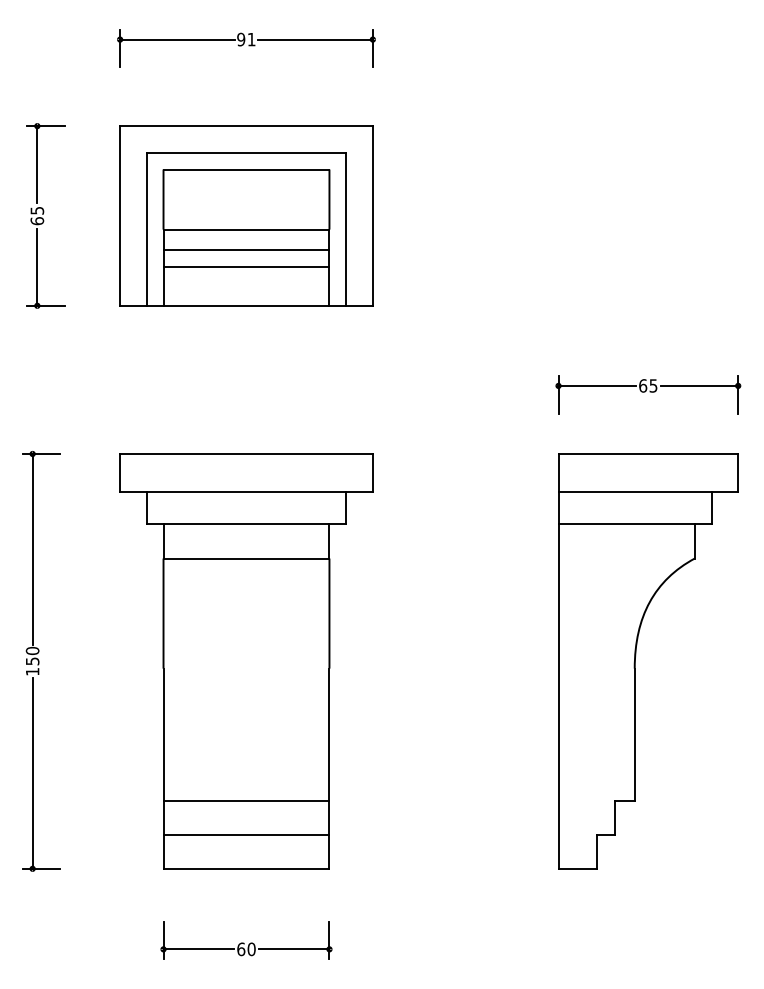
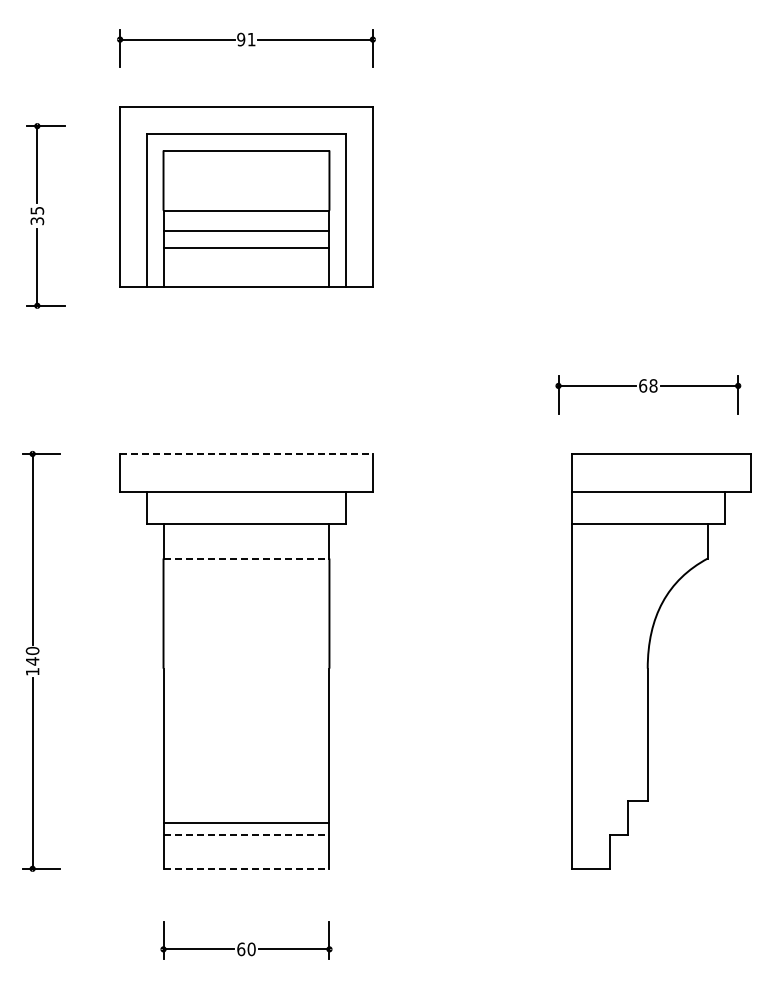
part position: (246, 215) -> (246, 196) (246, 196)
text: 65 -> 35 (37, 221)
text: 65 -> 68 (653, 385)
line: solid -> dashed (246, 453)
line: solid -> dashed (246, 558)
text: 150 -> 140 (32, 661)
part position: (635, 661) -> (648, 661) (648, 661)
line position: (246, 800) -> (246, 822) (246, 822)
line: solid -> dashed (246, 835)
line: solid -> dashed (246, 868)
